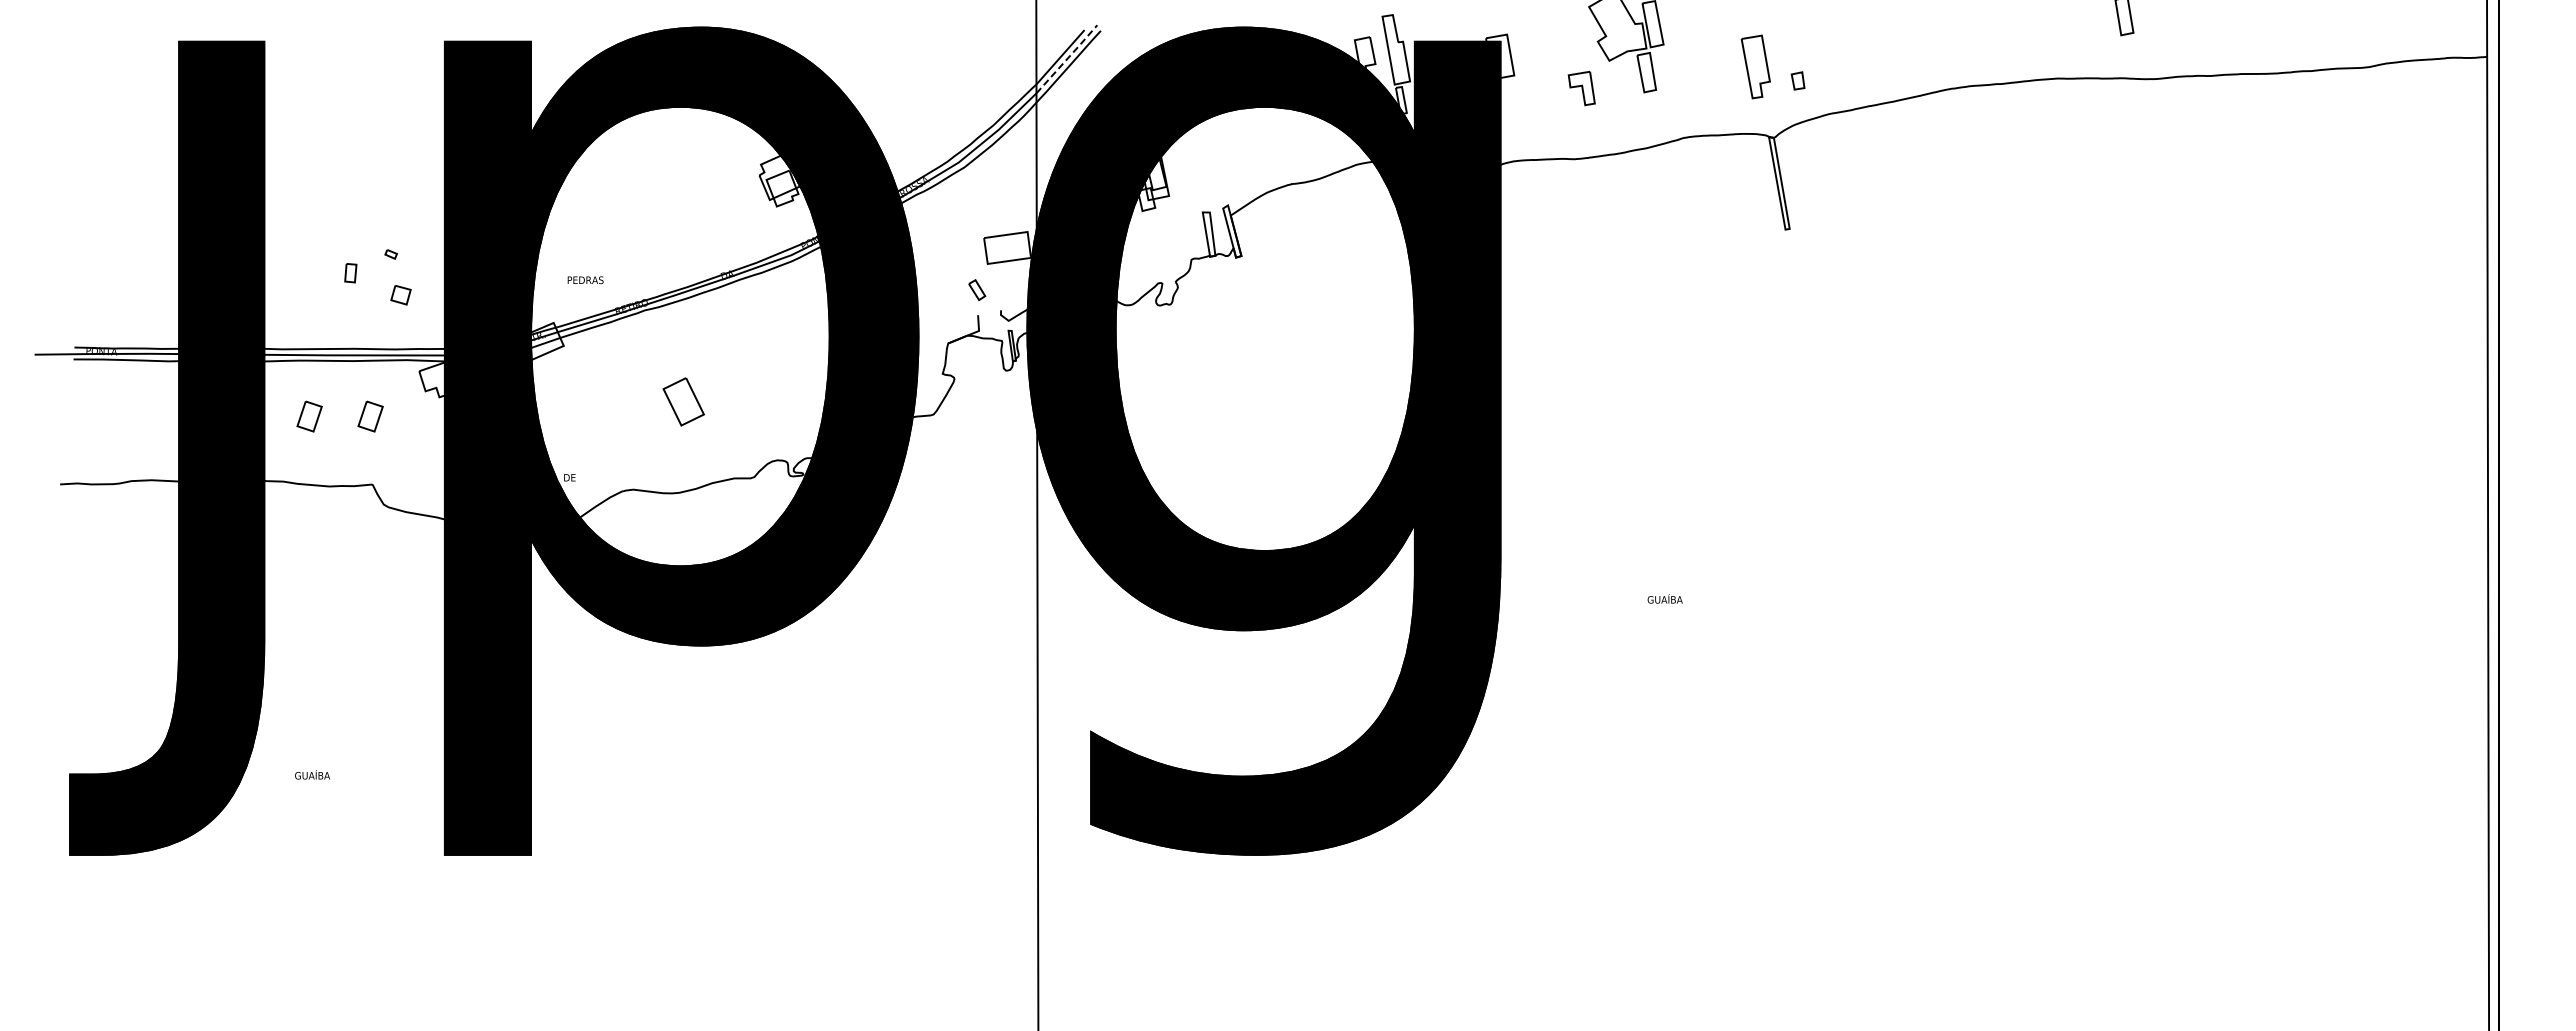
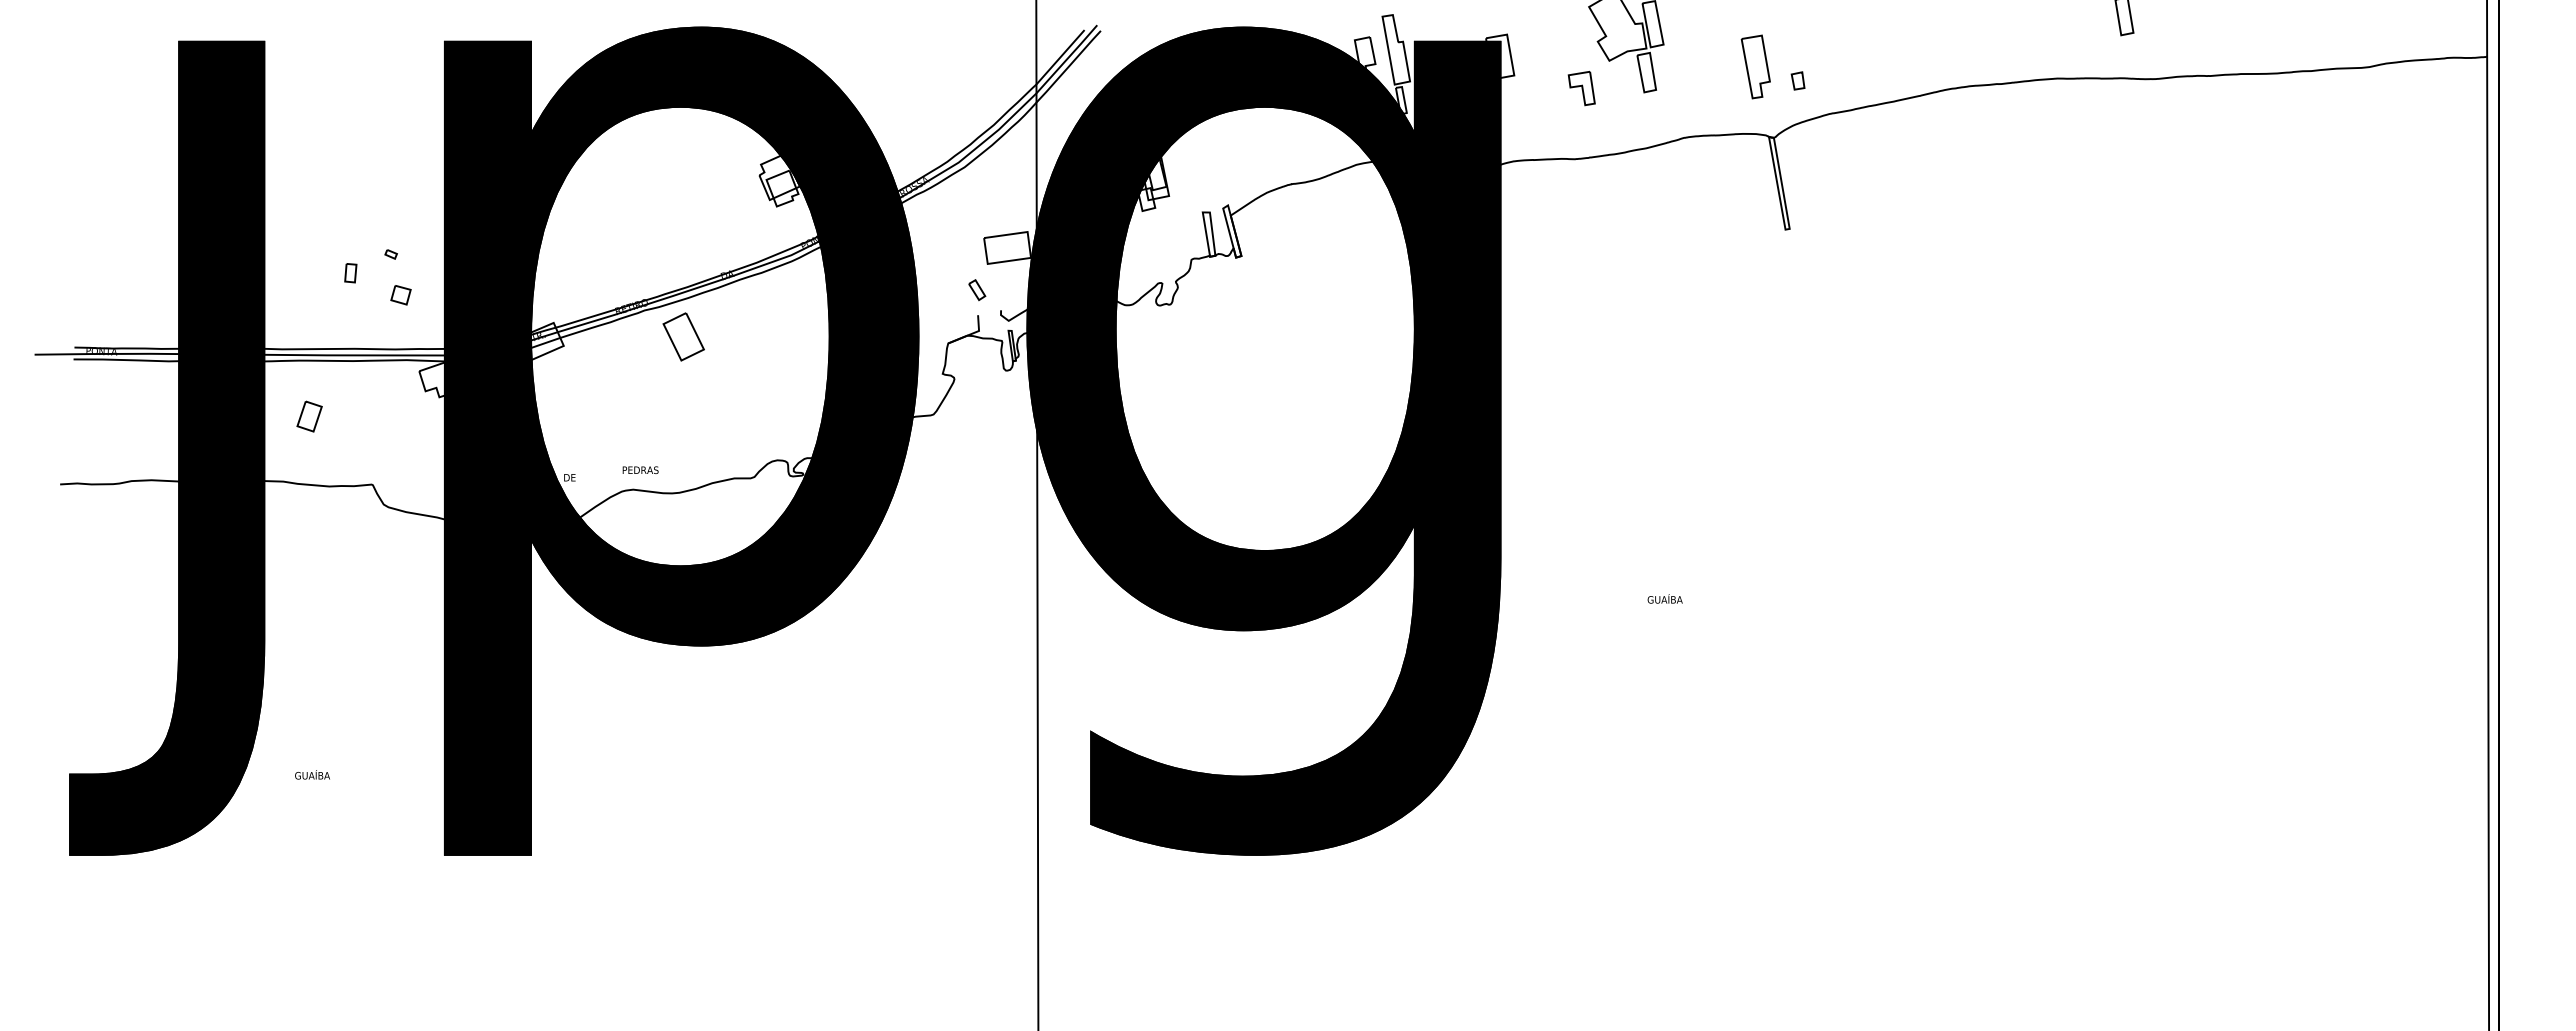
line: dashed -> solid (1067, 59)
text position: (585, 279) -> (640, 469) (640, 469)
part position: (683, 401) -> (683, 336) (683, 336)
part: present -> none (370, 416)
